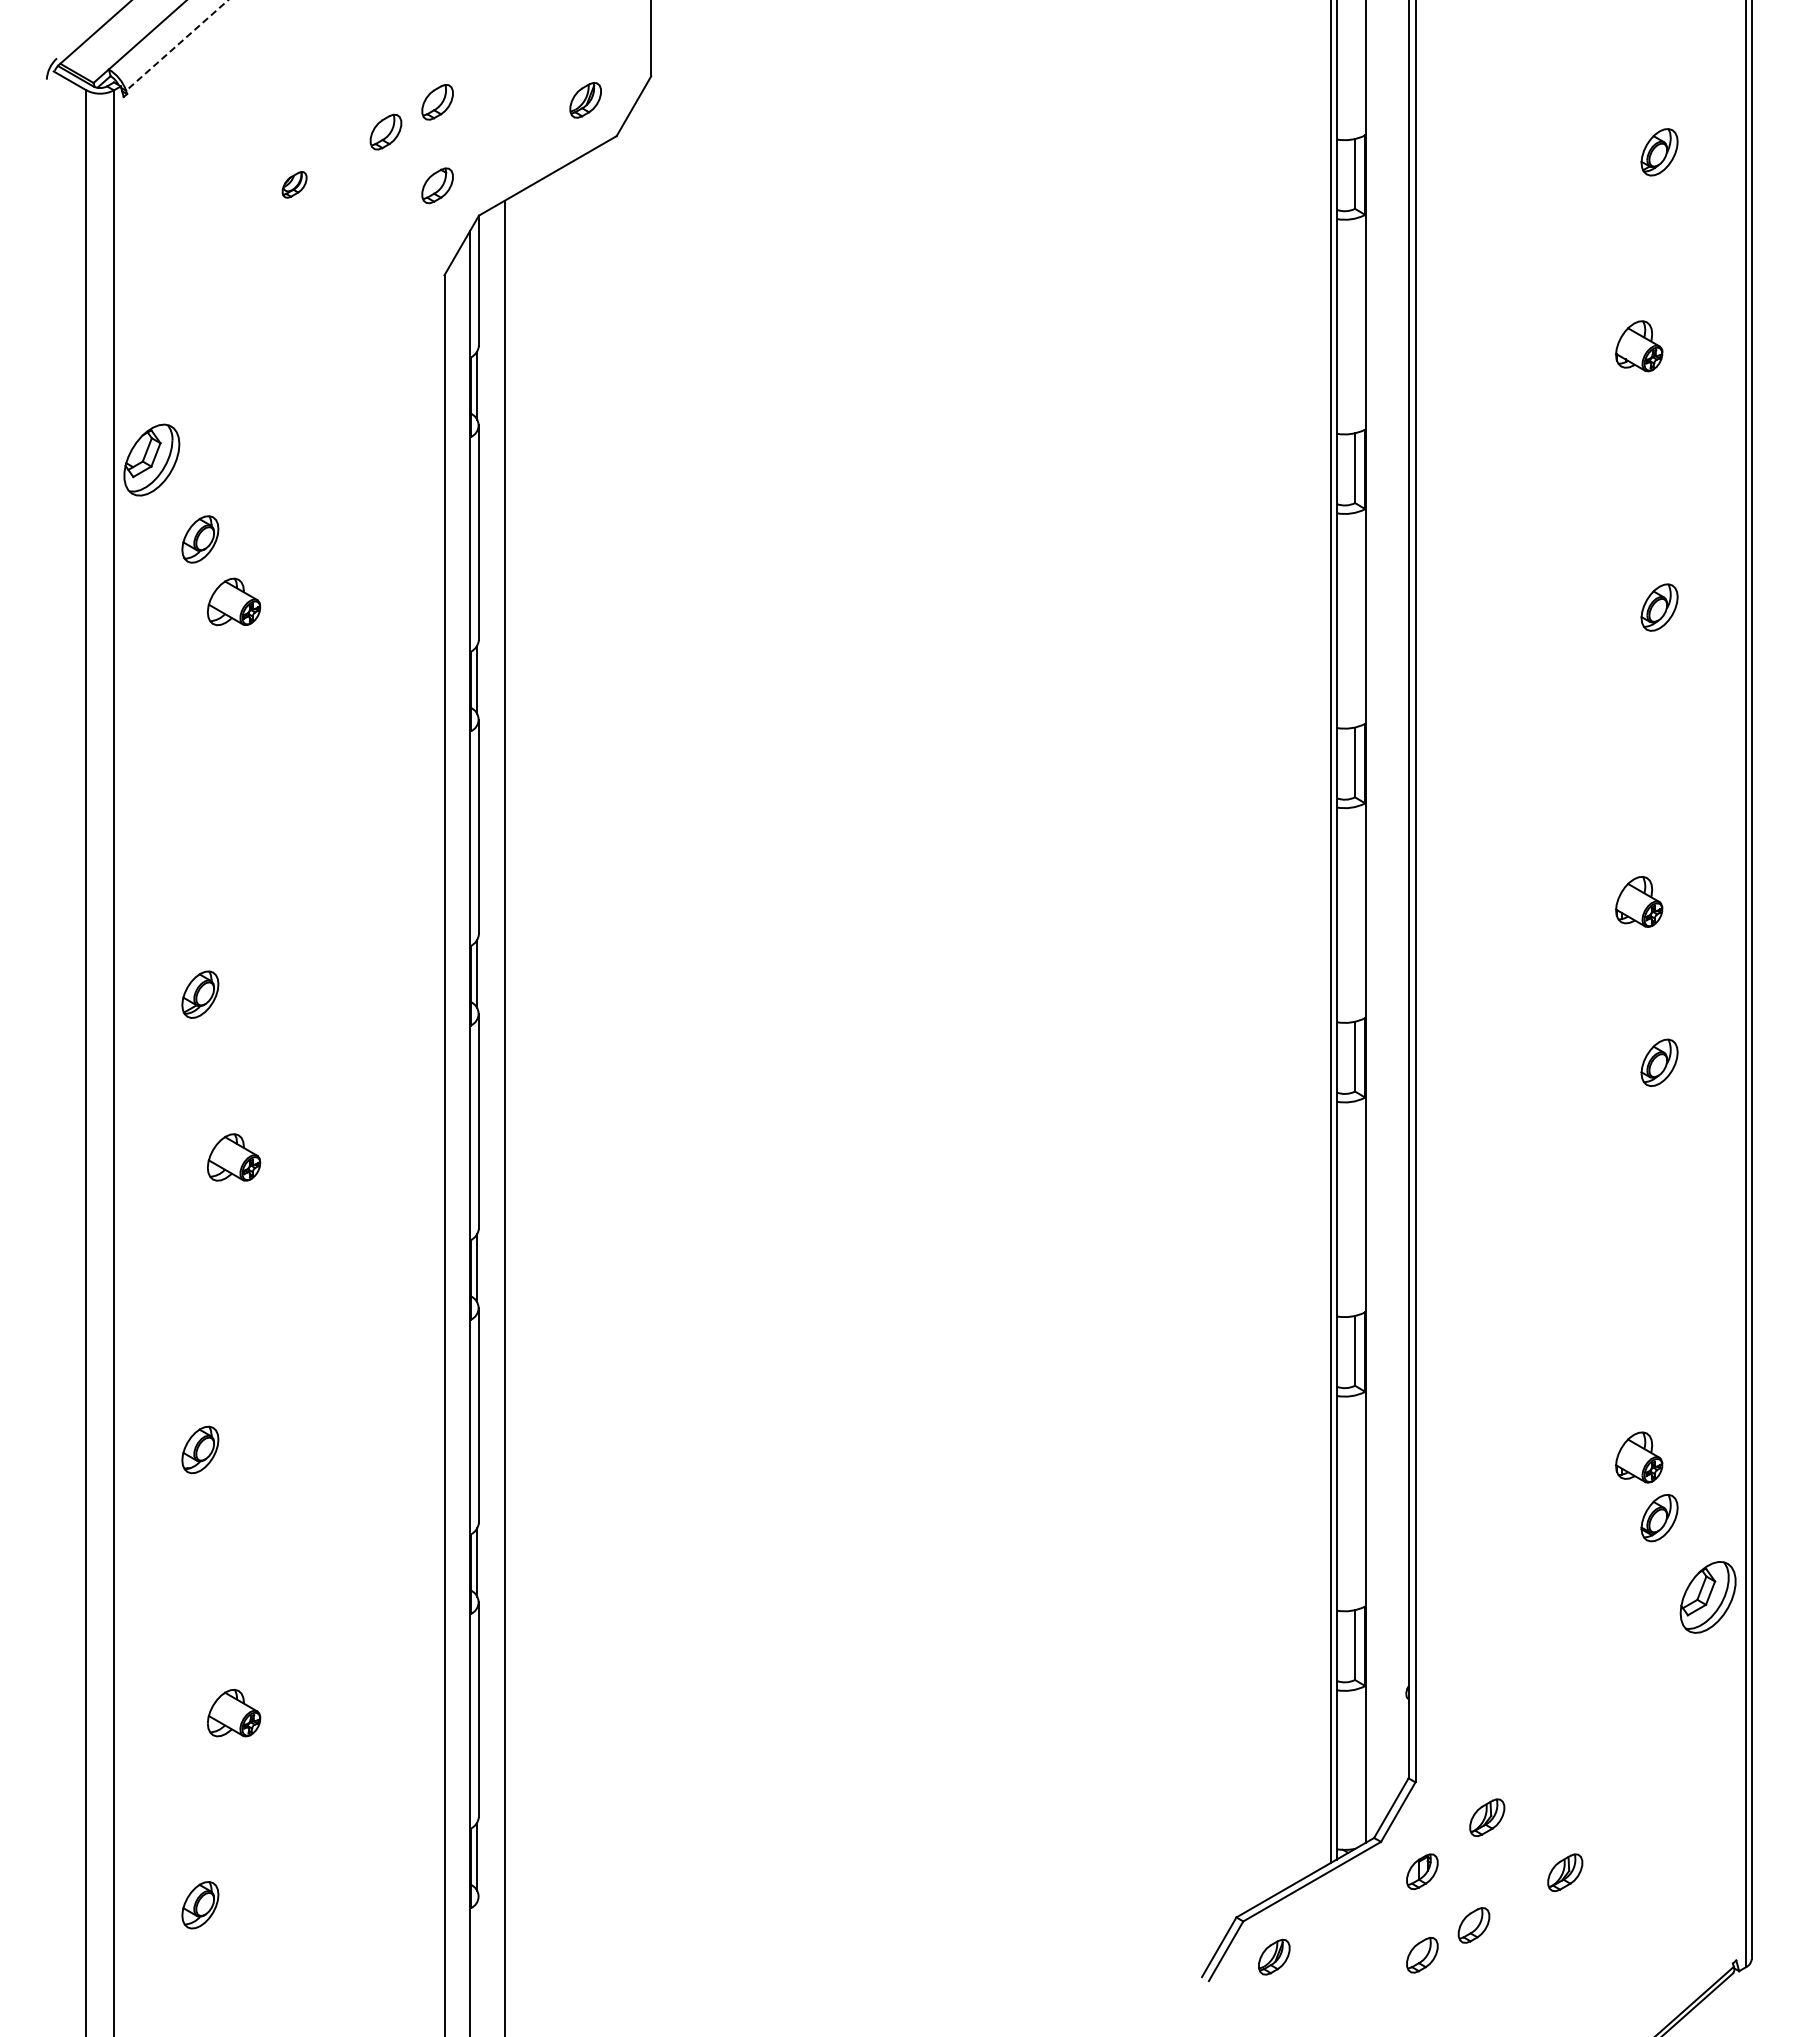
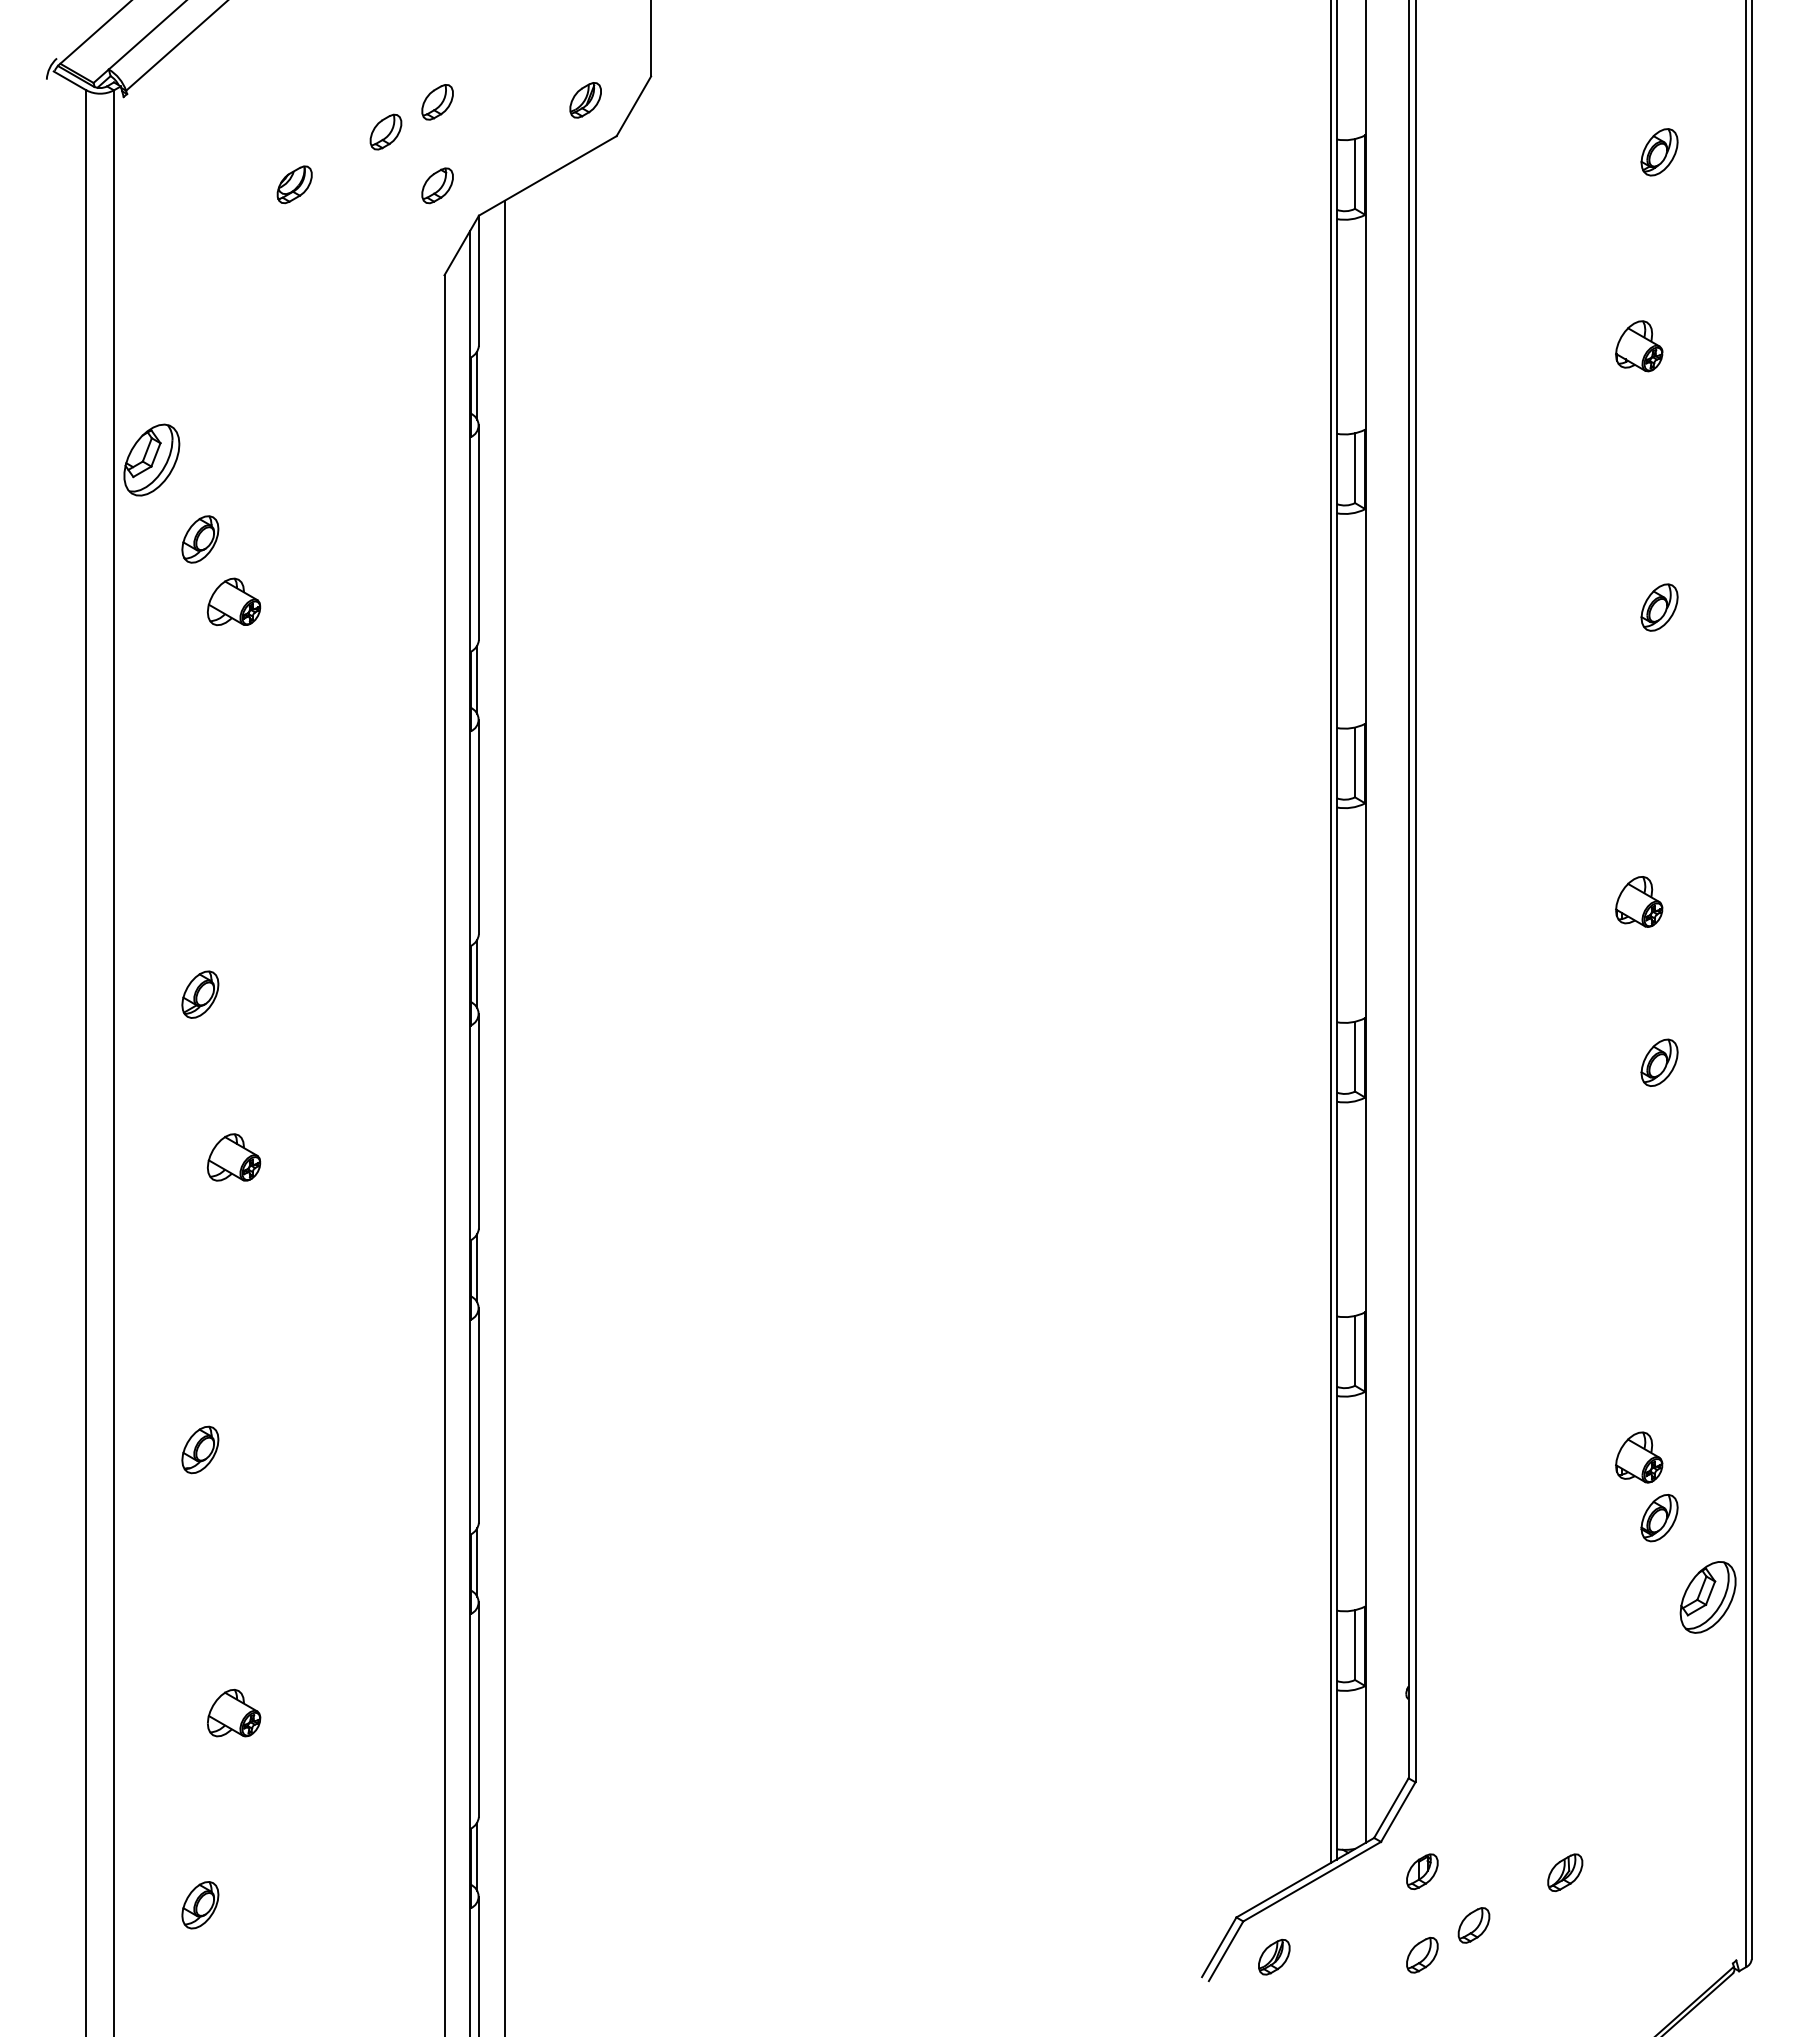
line: dashed -> solid (176, 45)
part size: 27x28 px -> 37x40 px (294, 184)
part: present -> none (1487, 1817)
line: none -> present (478, 1964)
